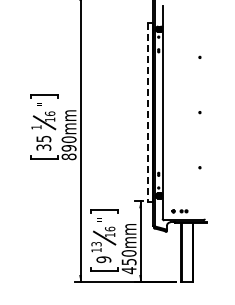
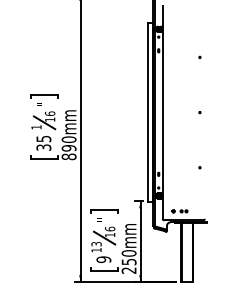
line: dashed -> solid (148, 113)
text: 450mm -> 250mm (128, 270)
